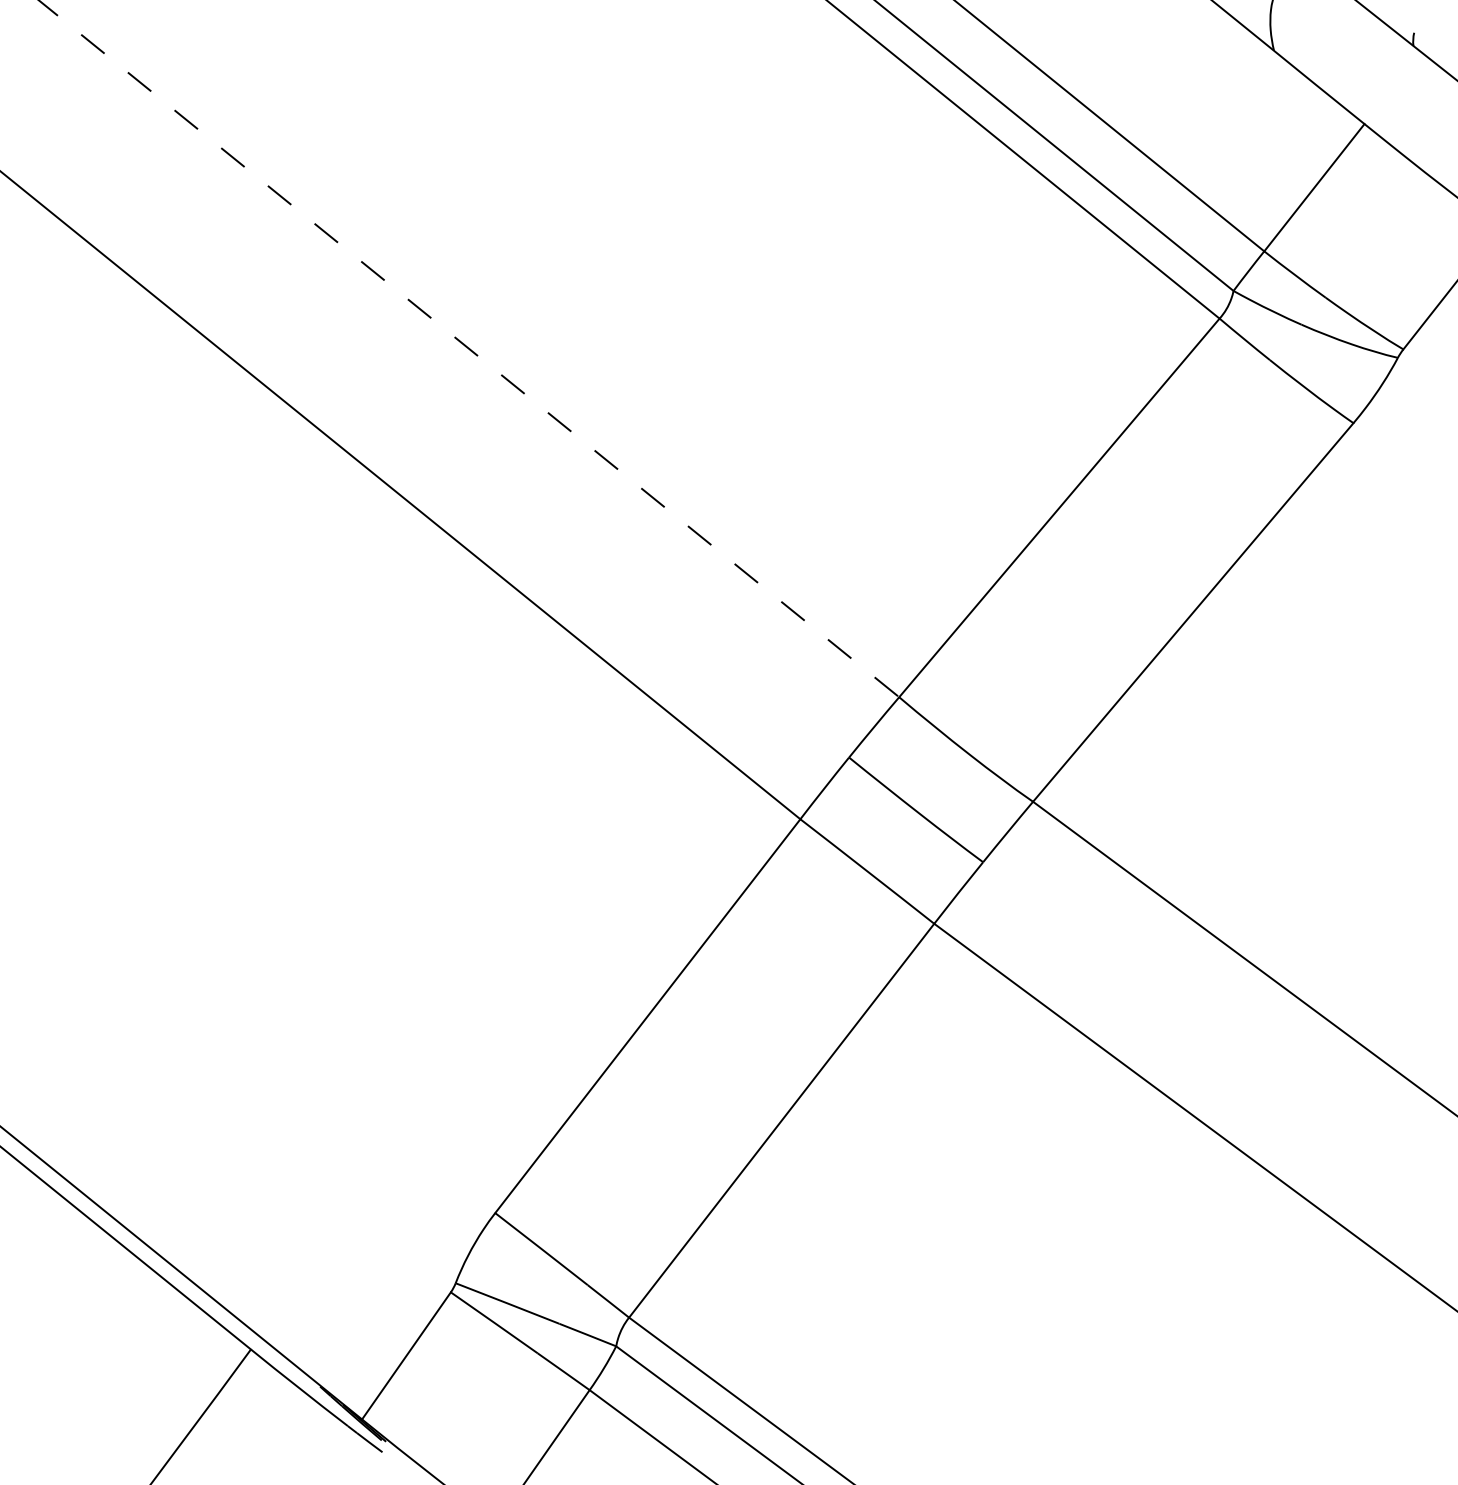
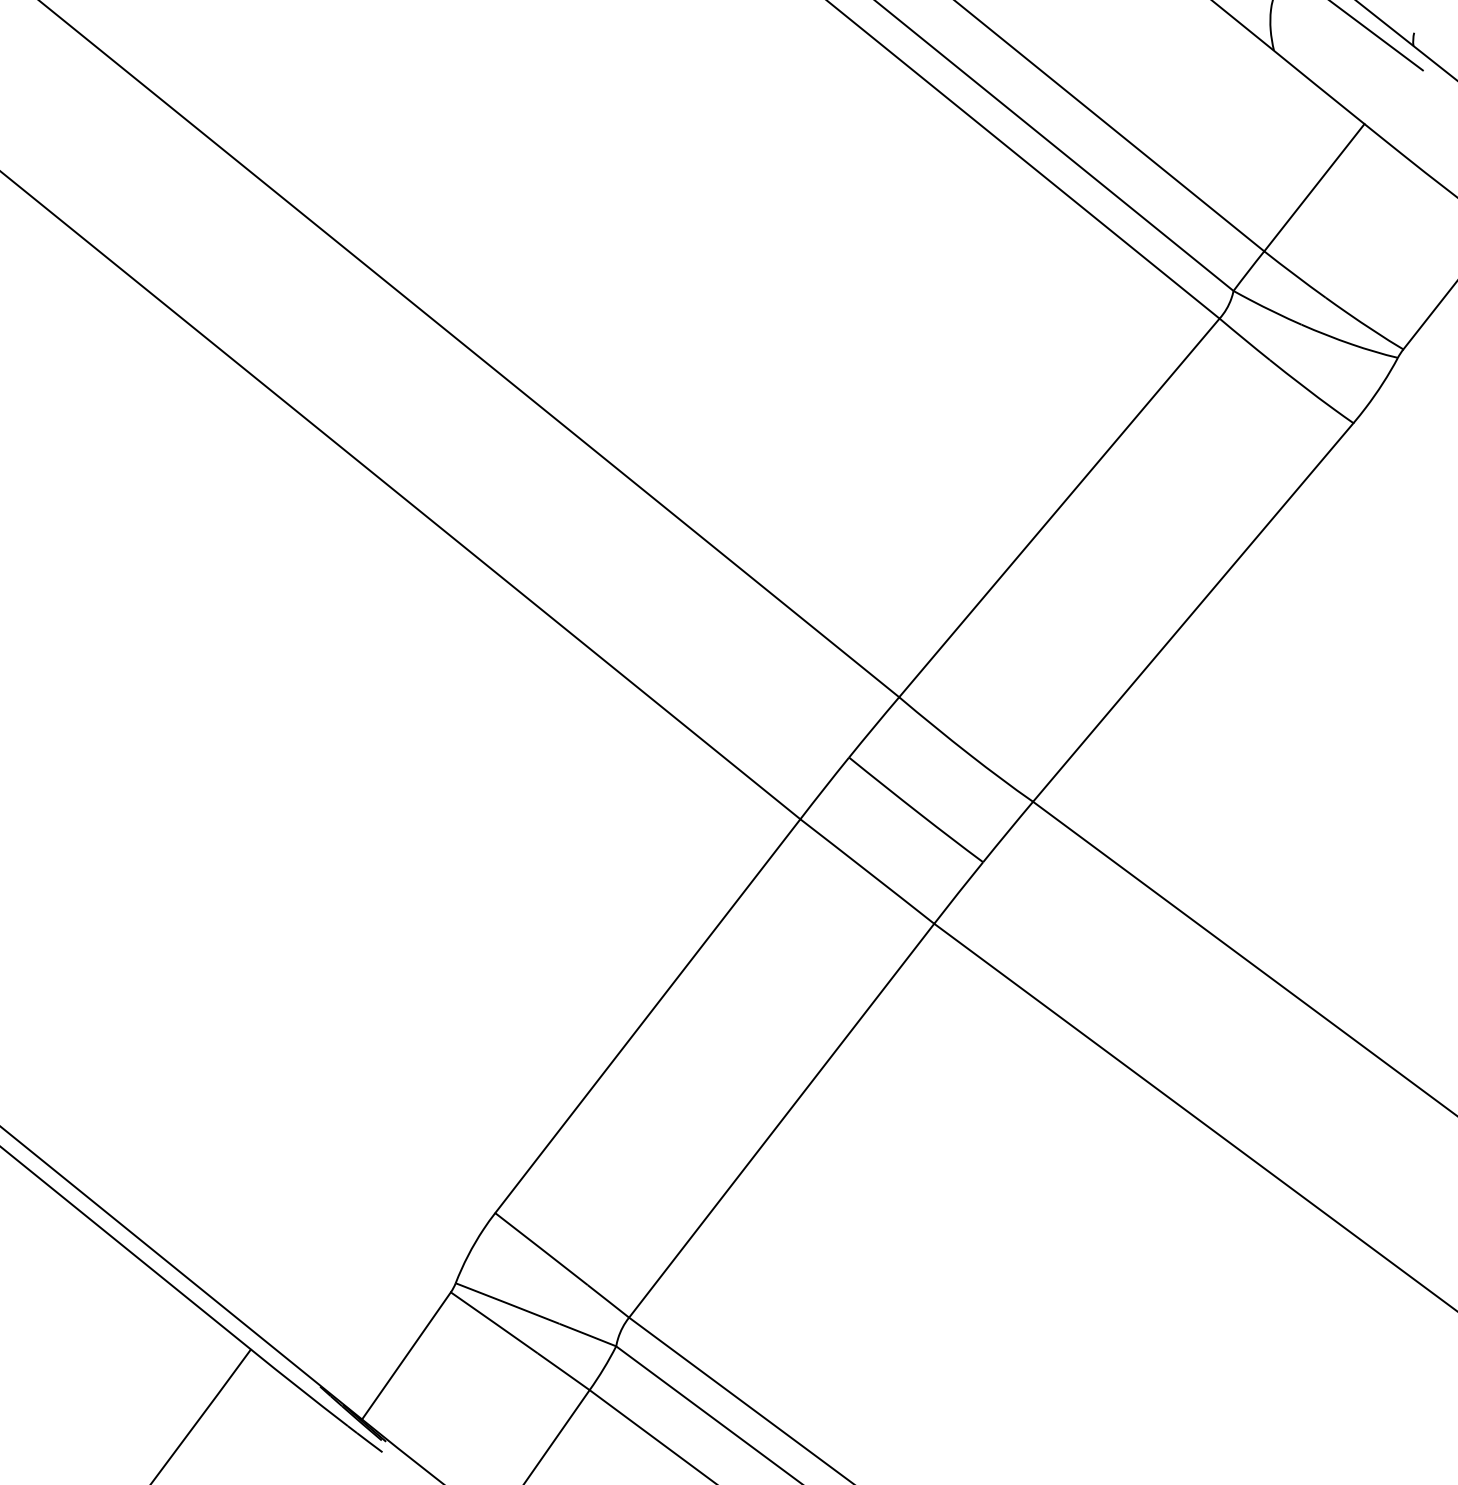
line: none -> present (1376, 36)
line: dashed -> solid (469, 349)
